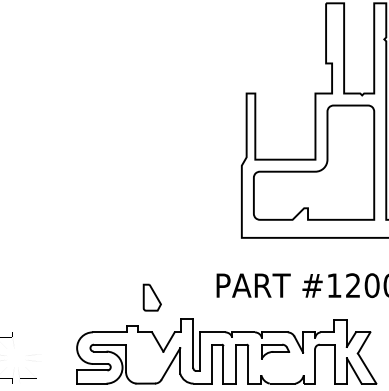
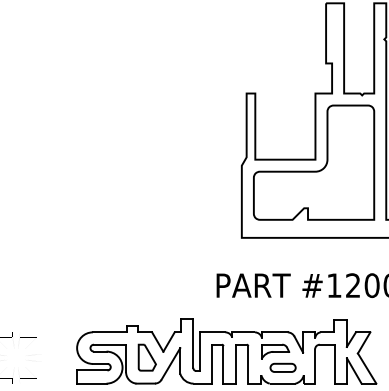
part position: (151, 297) -> (146, 357) (146, 357)
line: none -> present (28, 337)
part: none -> present (282, 367)
